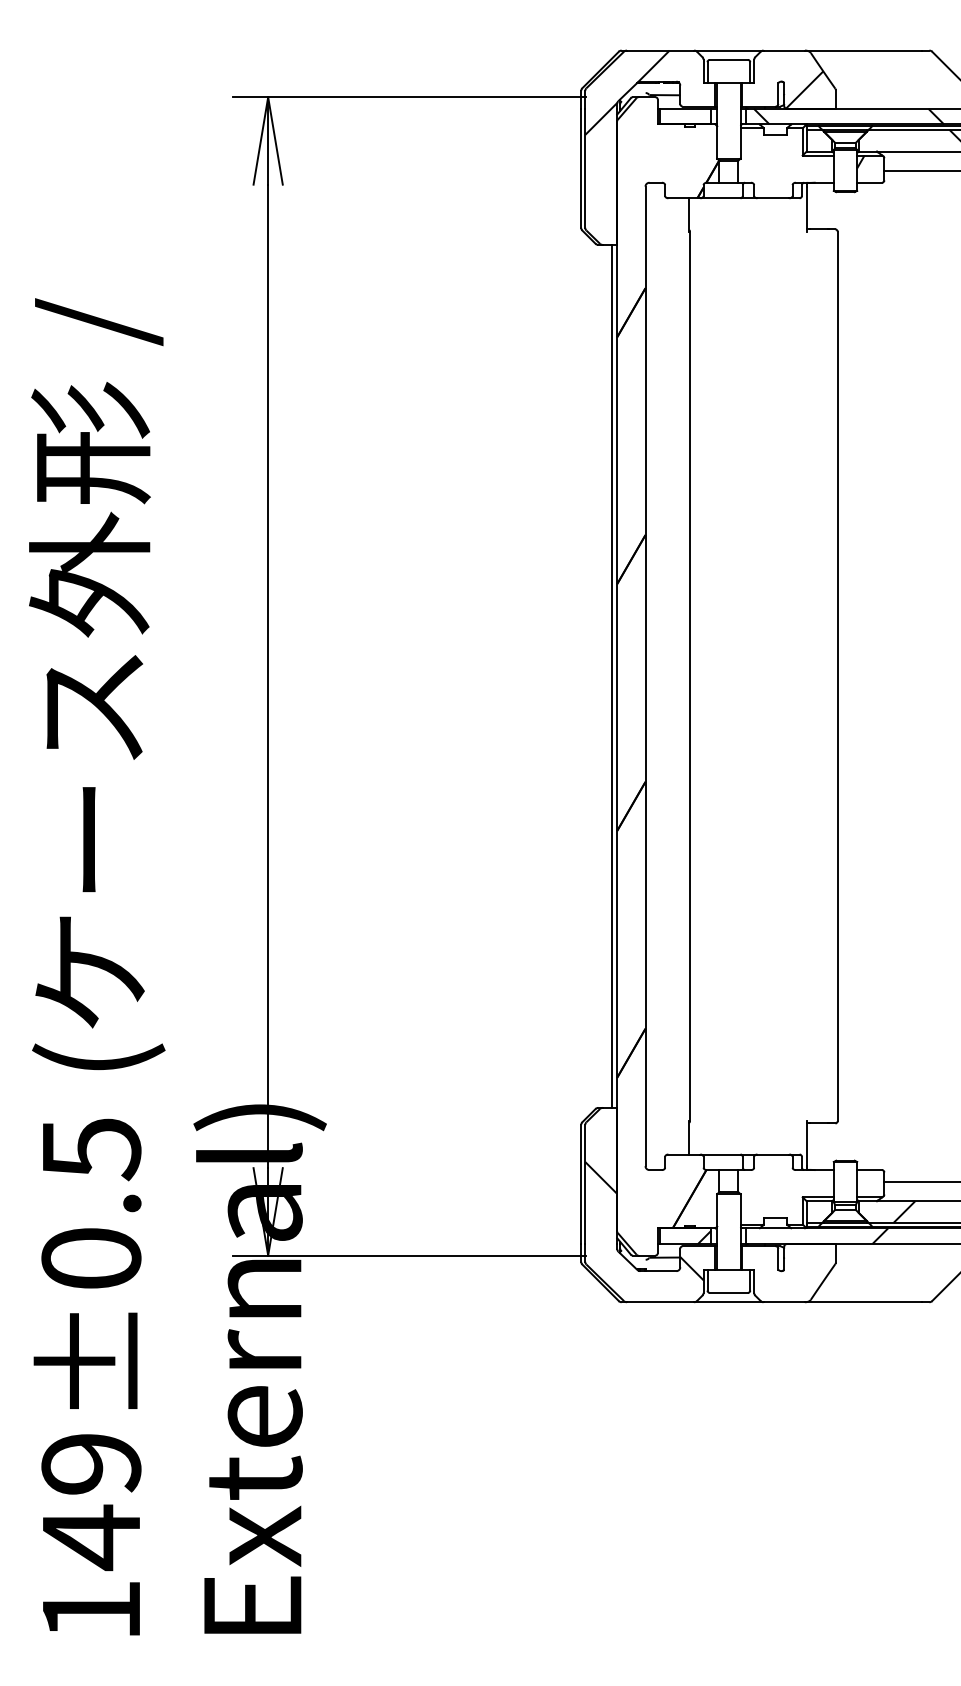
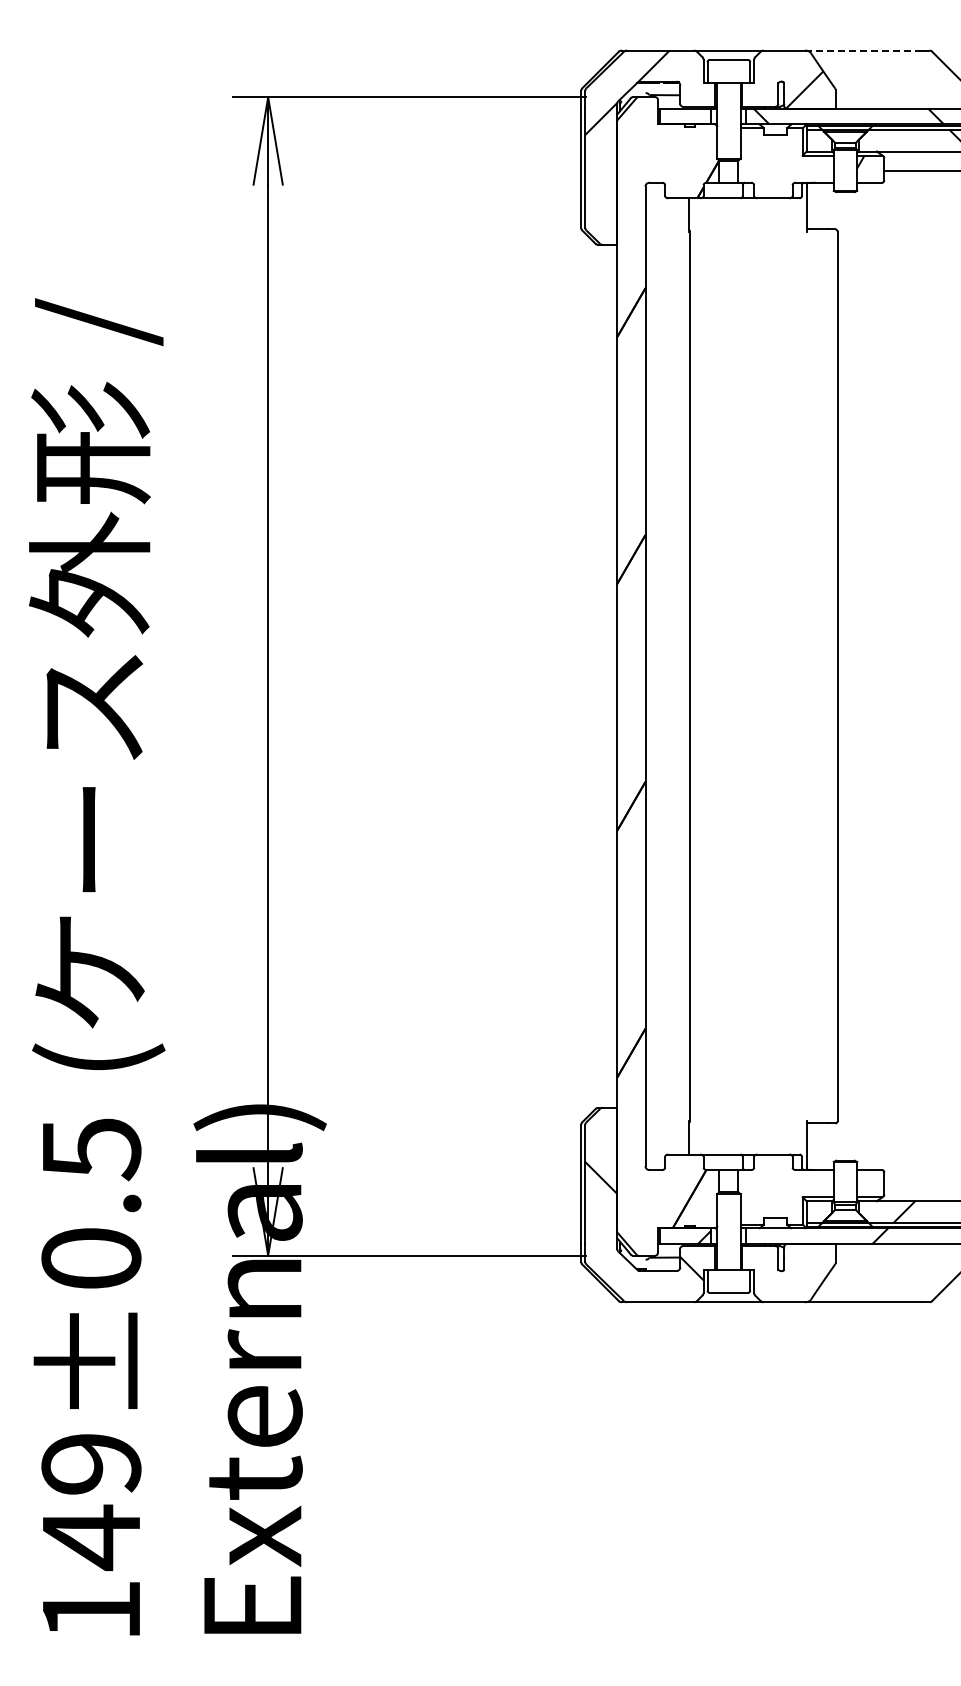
line: solid -> dashed (862, 50)
line: present -> none (612, 675)
line: present -> none (920, 1181)
